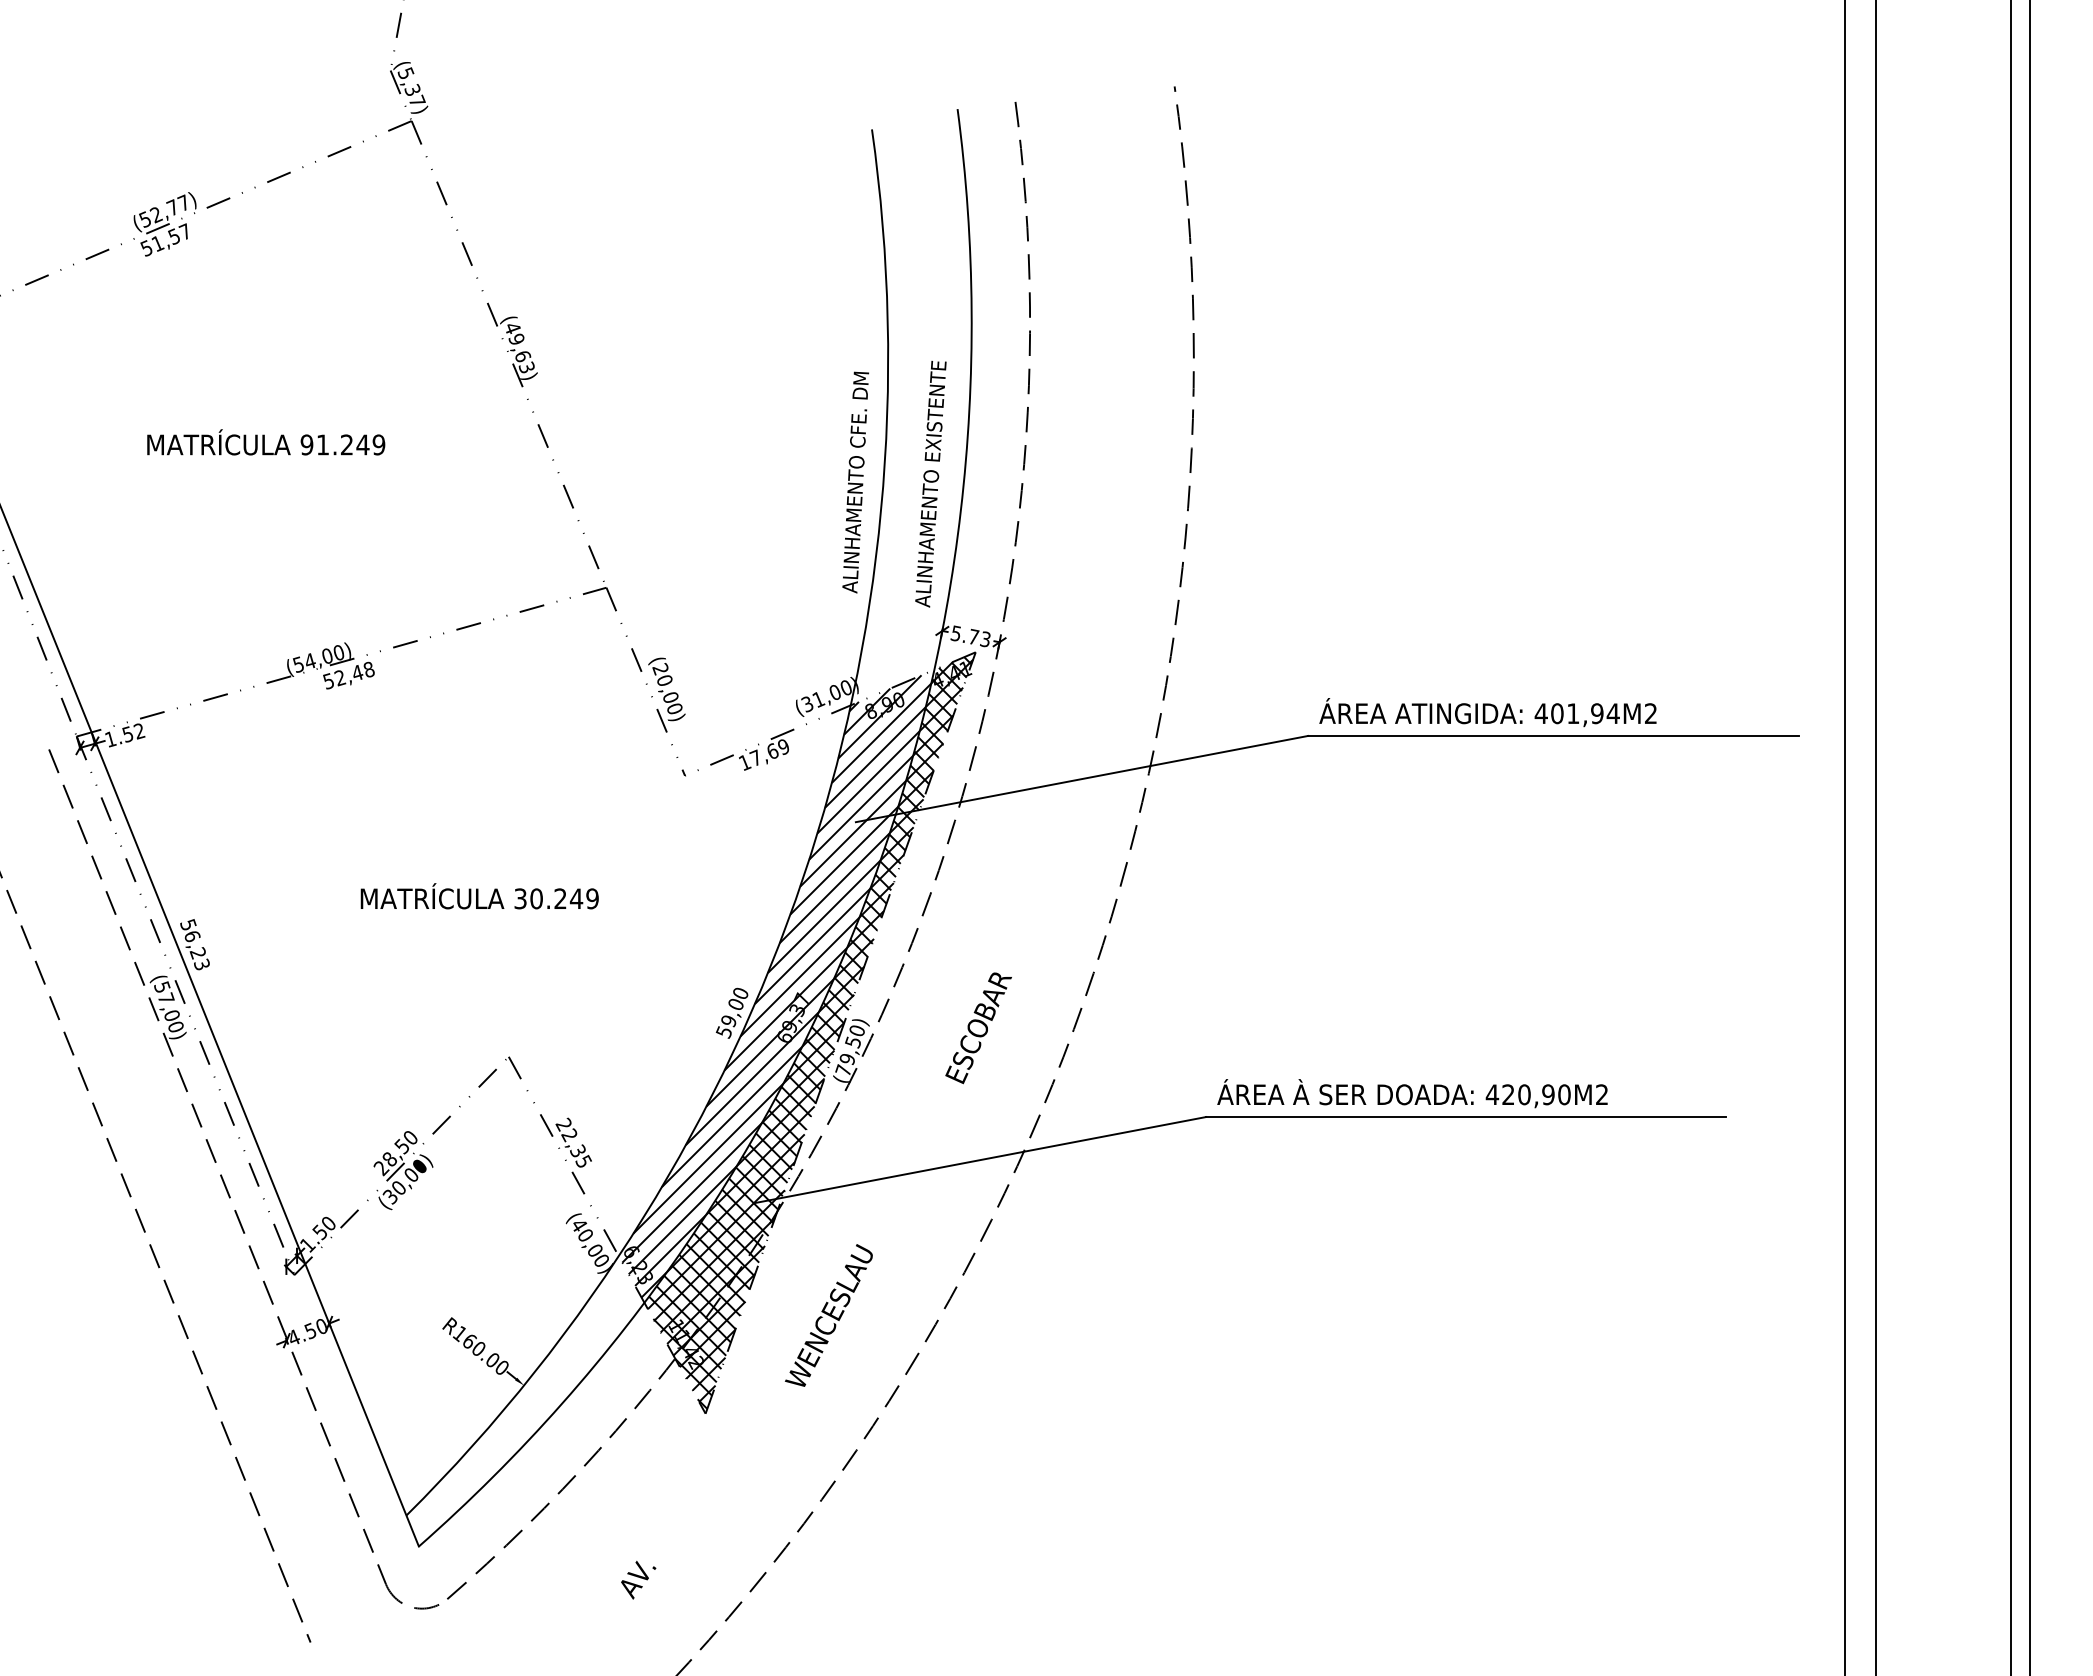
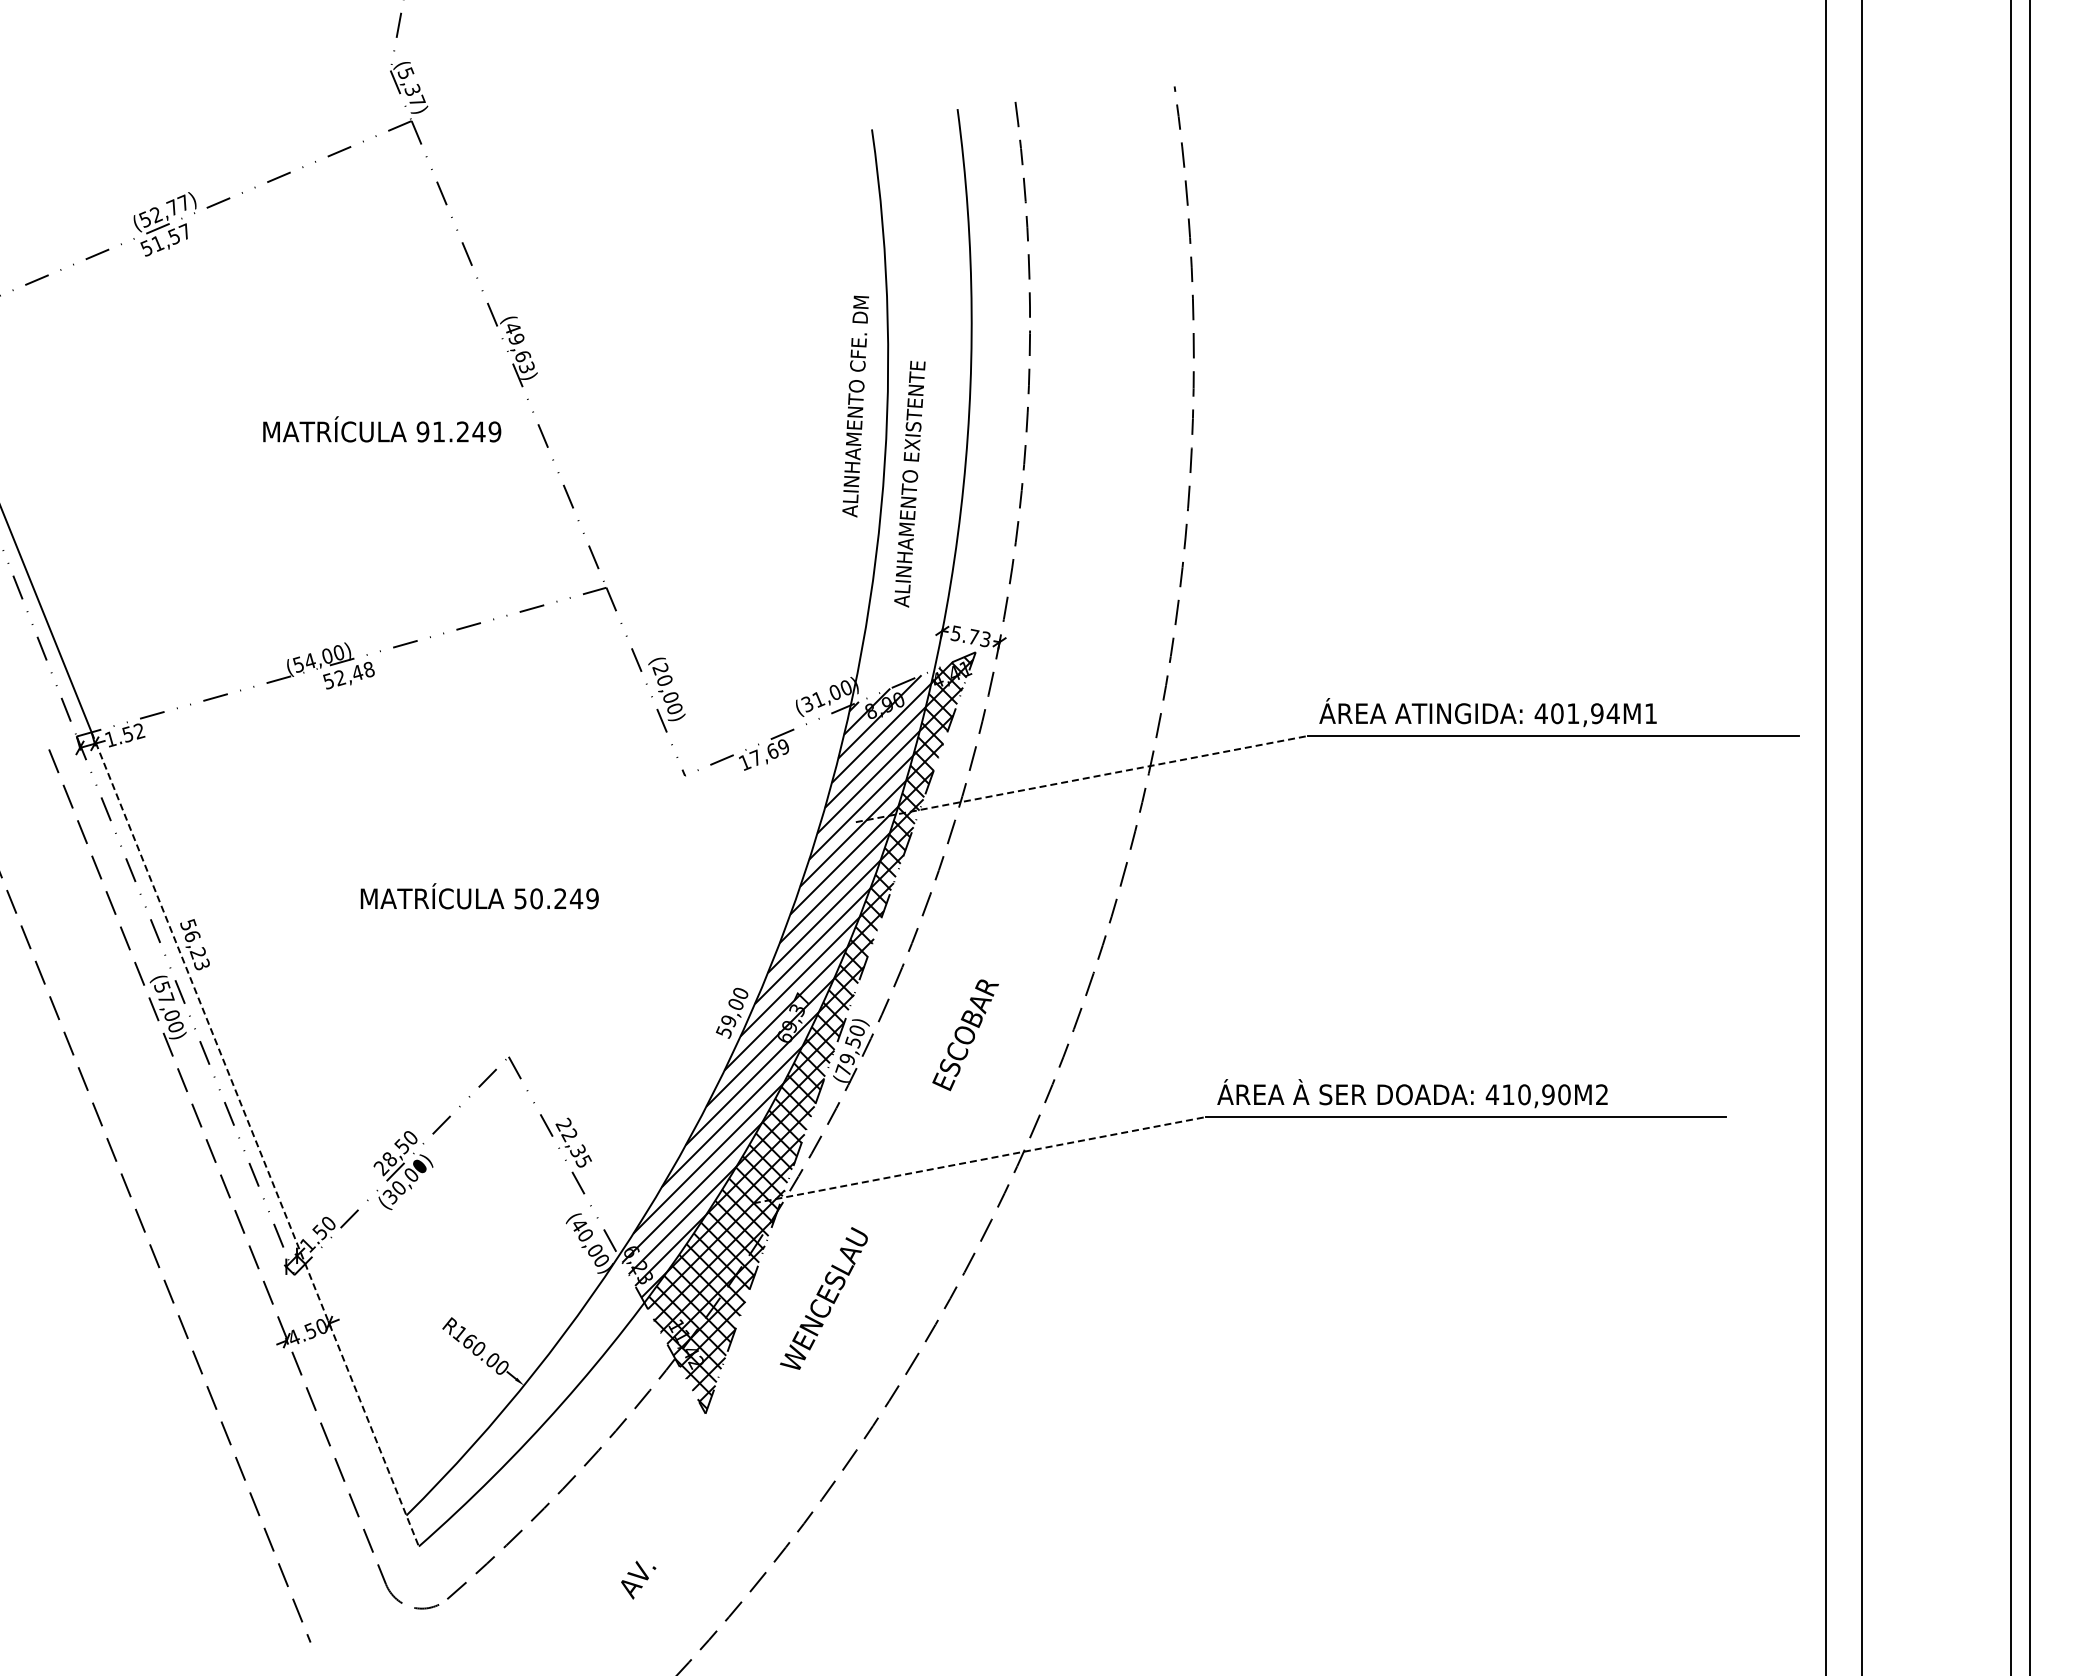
text position: (266, 442) -> (382, 429) (382, 429)
text position: (855, 482) -> (855, 406) (855, 406)
text position: (930, 484) -> (909, 484) (909, 484)
text: 401,94M2 -> 401,94M1 (1650, 713)
line: solid -> dashed (1082, 778)
line position: (1845, 837) -> (1826, 837) (1826, 837)
line position: (1875, 837) -> (1861, 837) (1861, 837)
text: 30.249 -> 50.249 (520, 898)
text position: (978, 1028) -> (965, 1035) (965, 1035)
text: 420,90M2 -> 410,90M2 (1508, 1094)
line: solid -> dashed (255, 1139)
line: solid -> dashed (980, 1160)
text position: (828, 1315) -> (823, 1298) (823, 1298)
